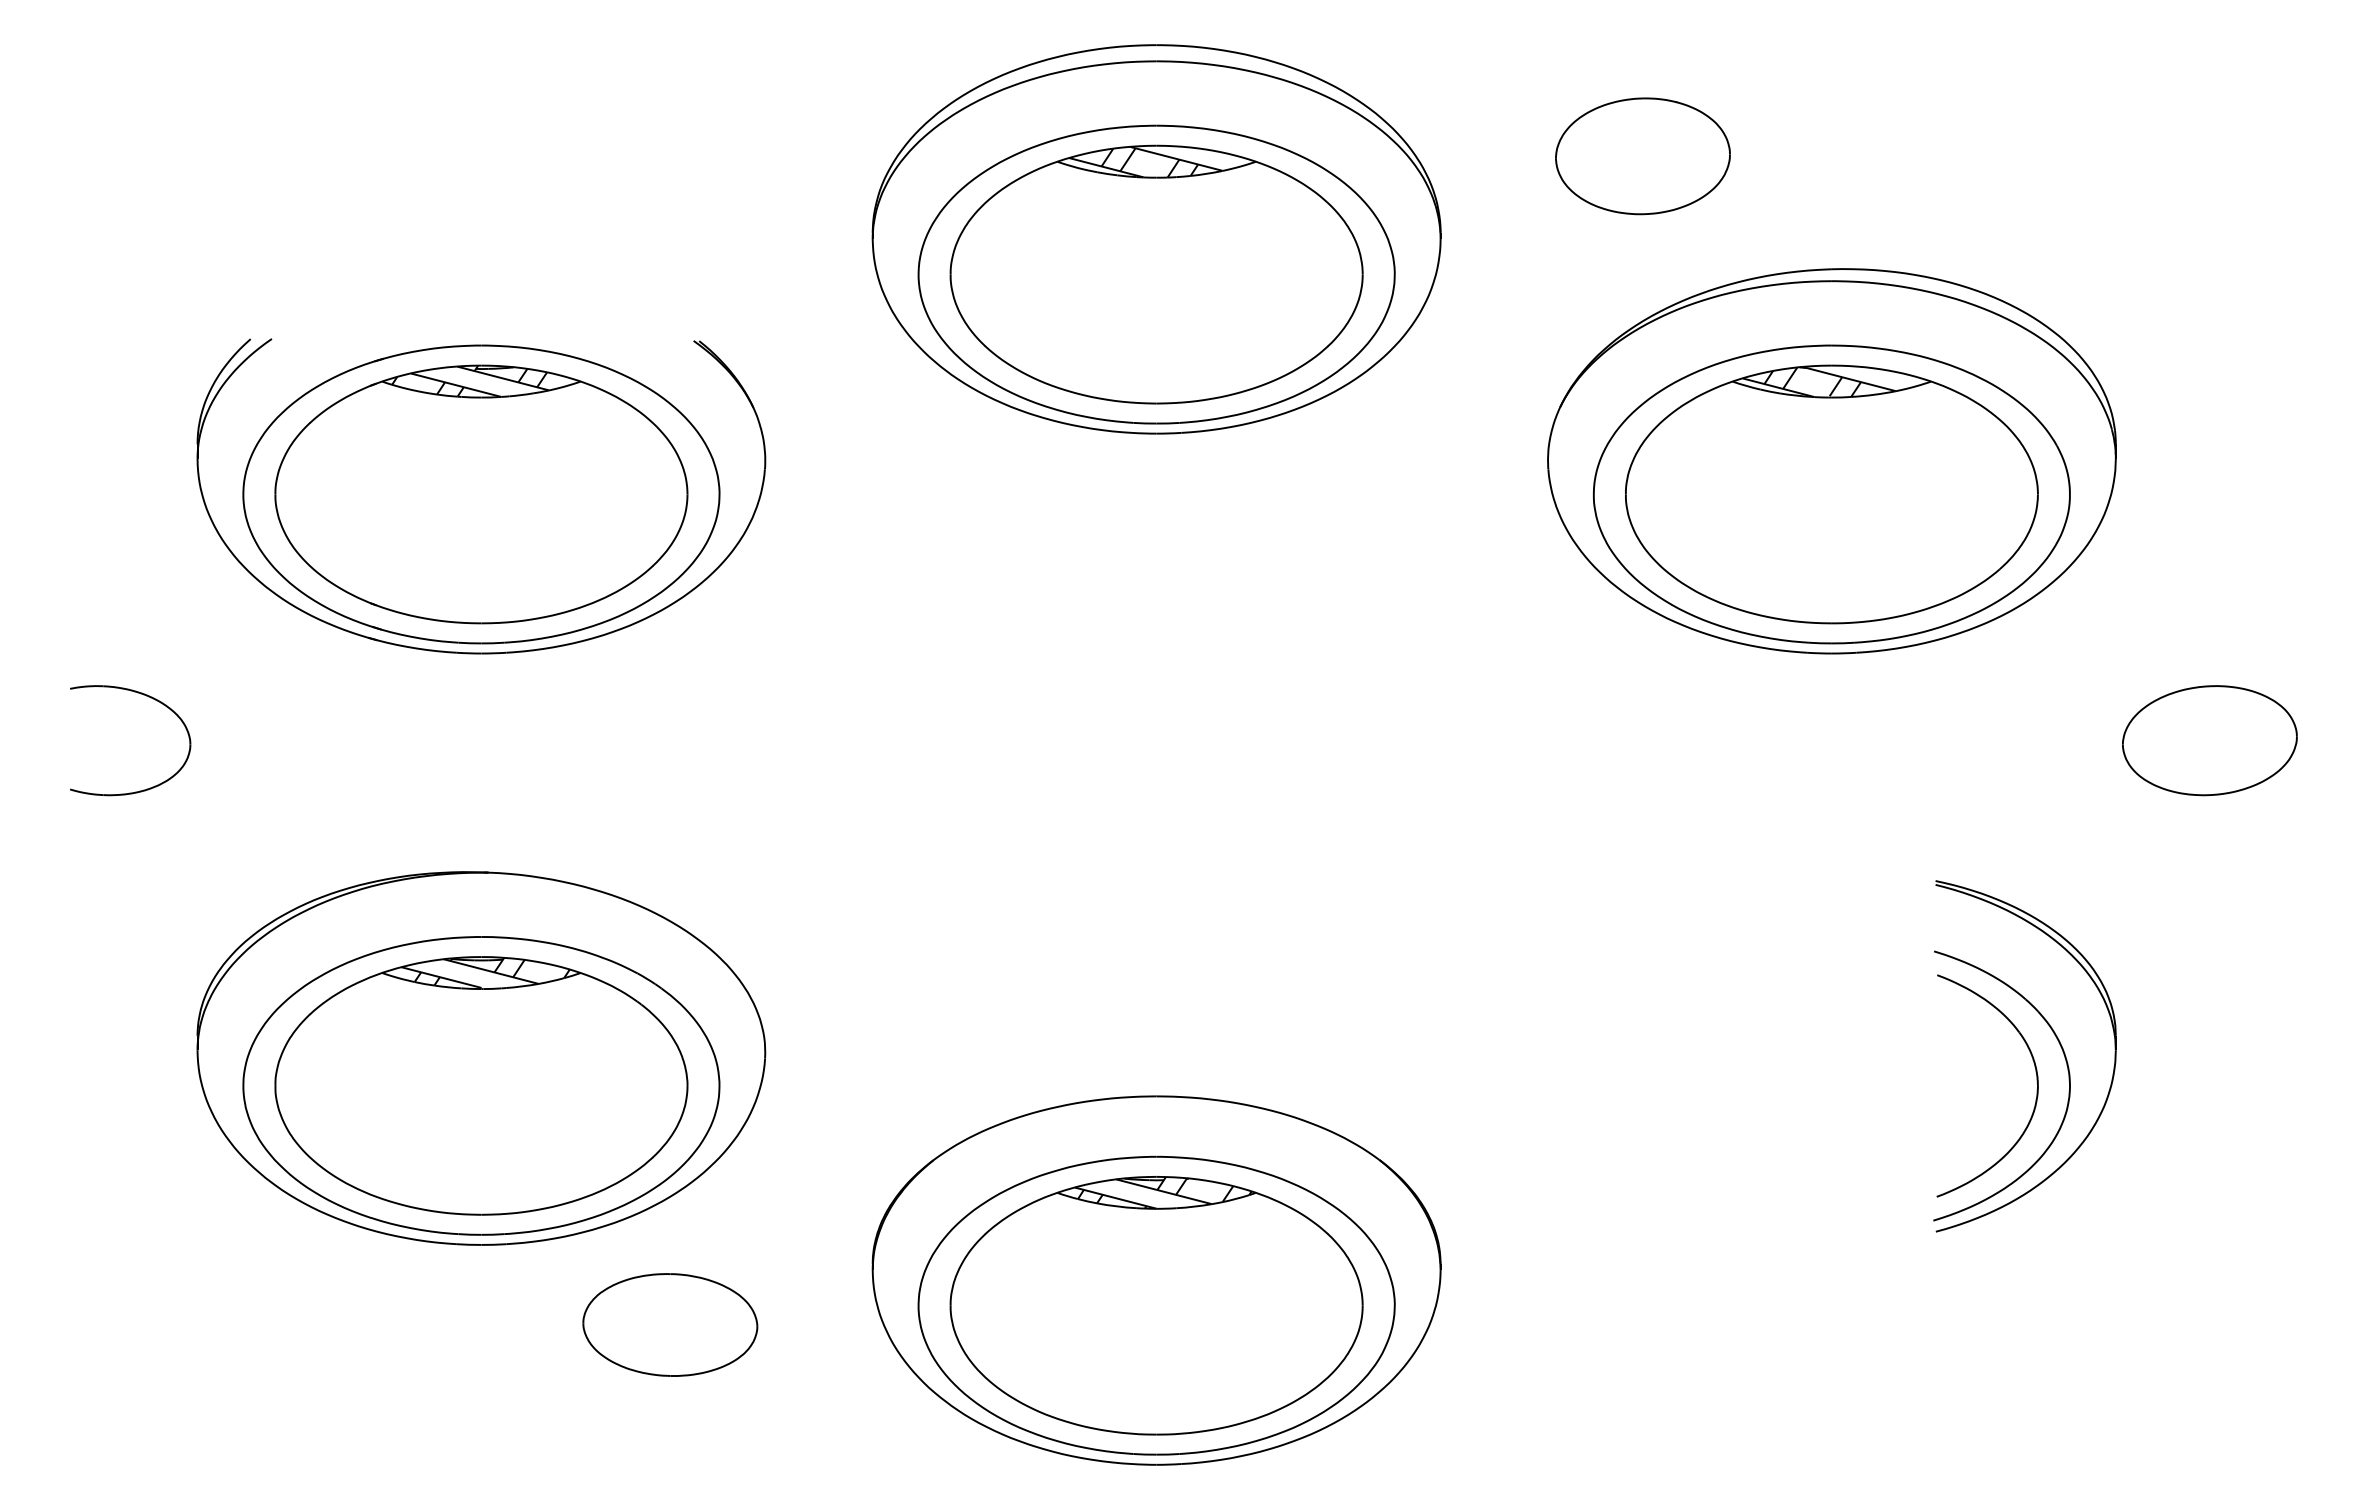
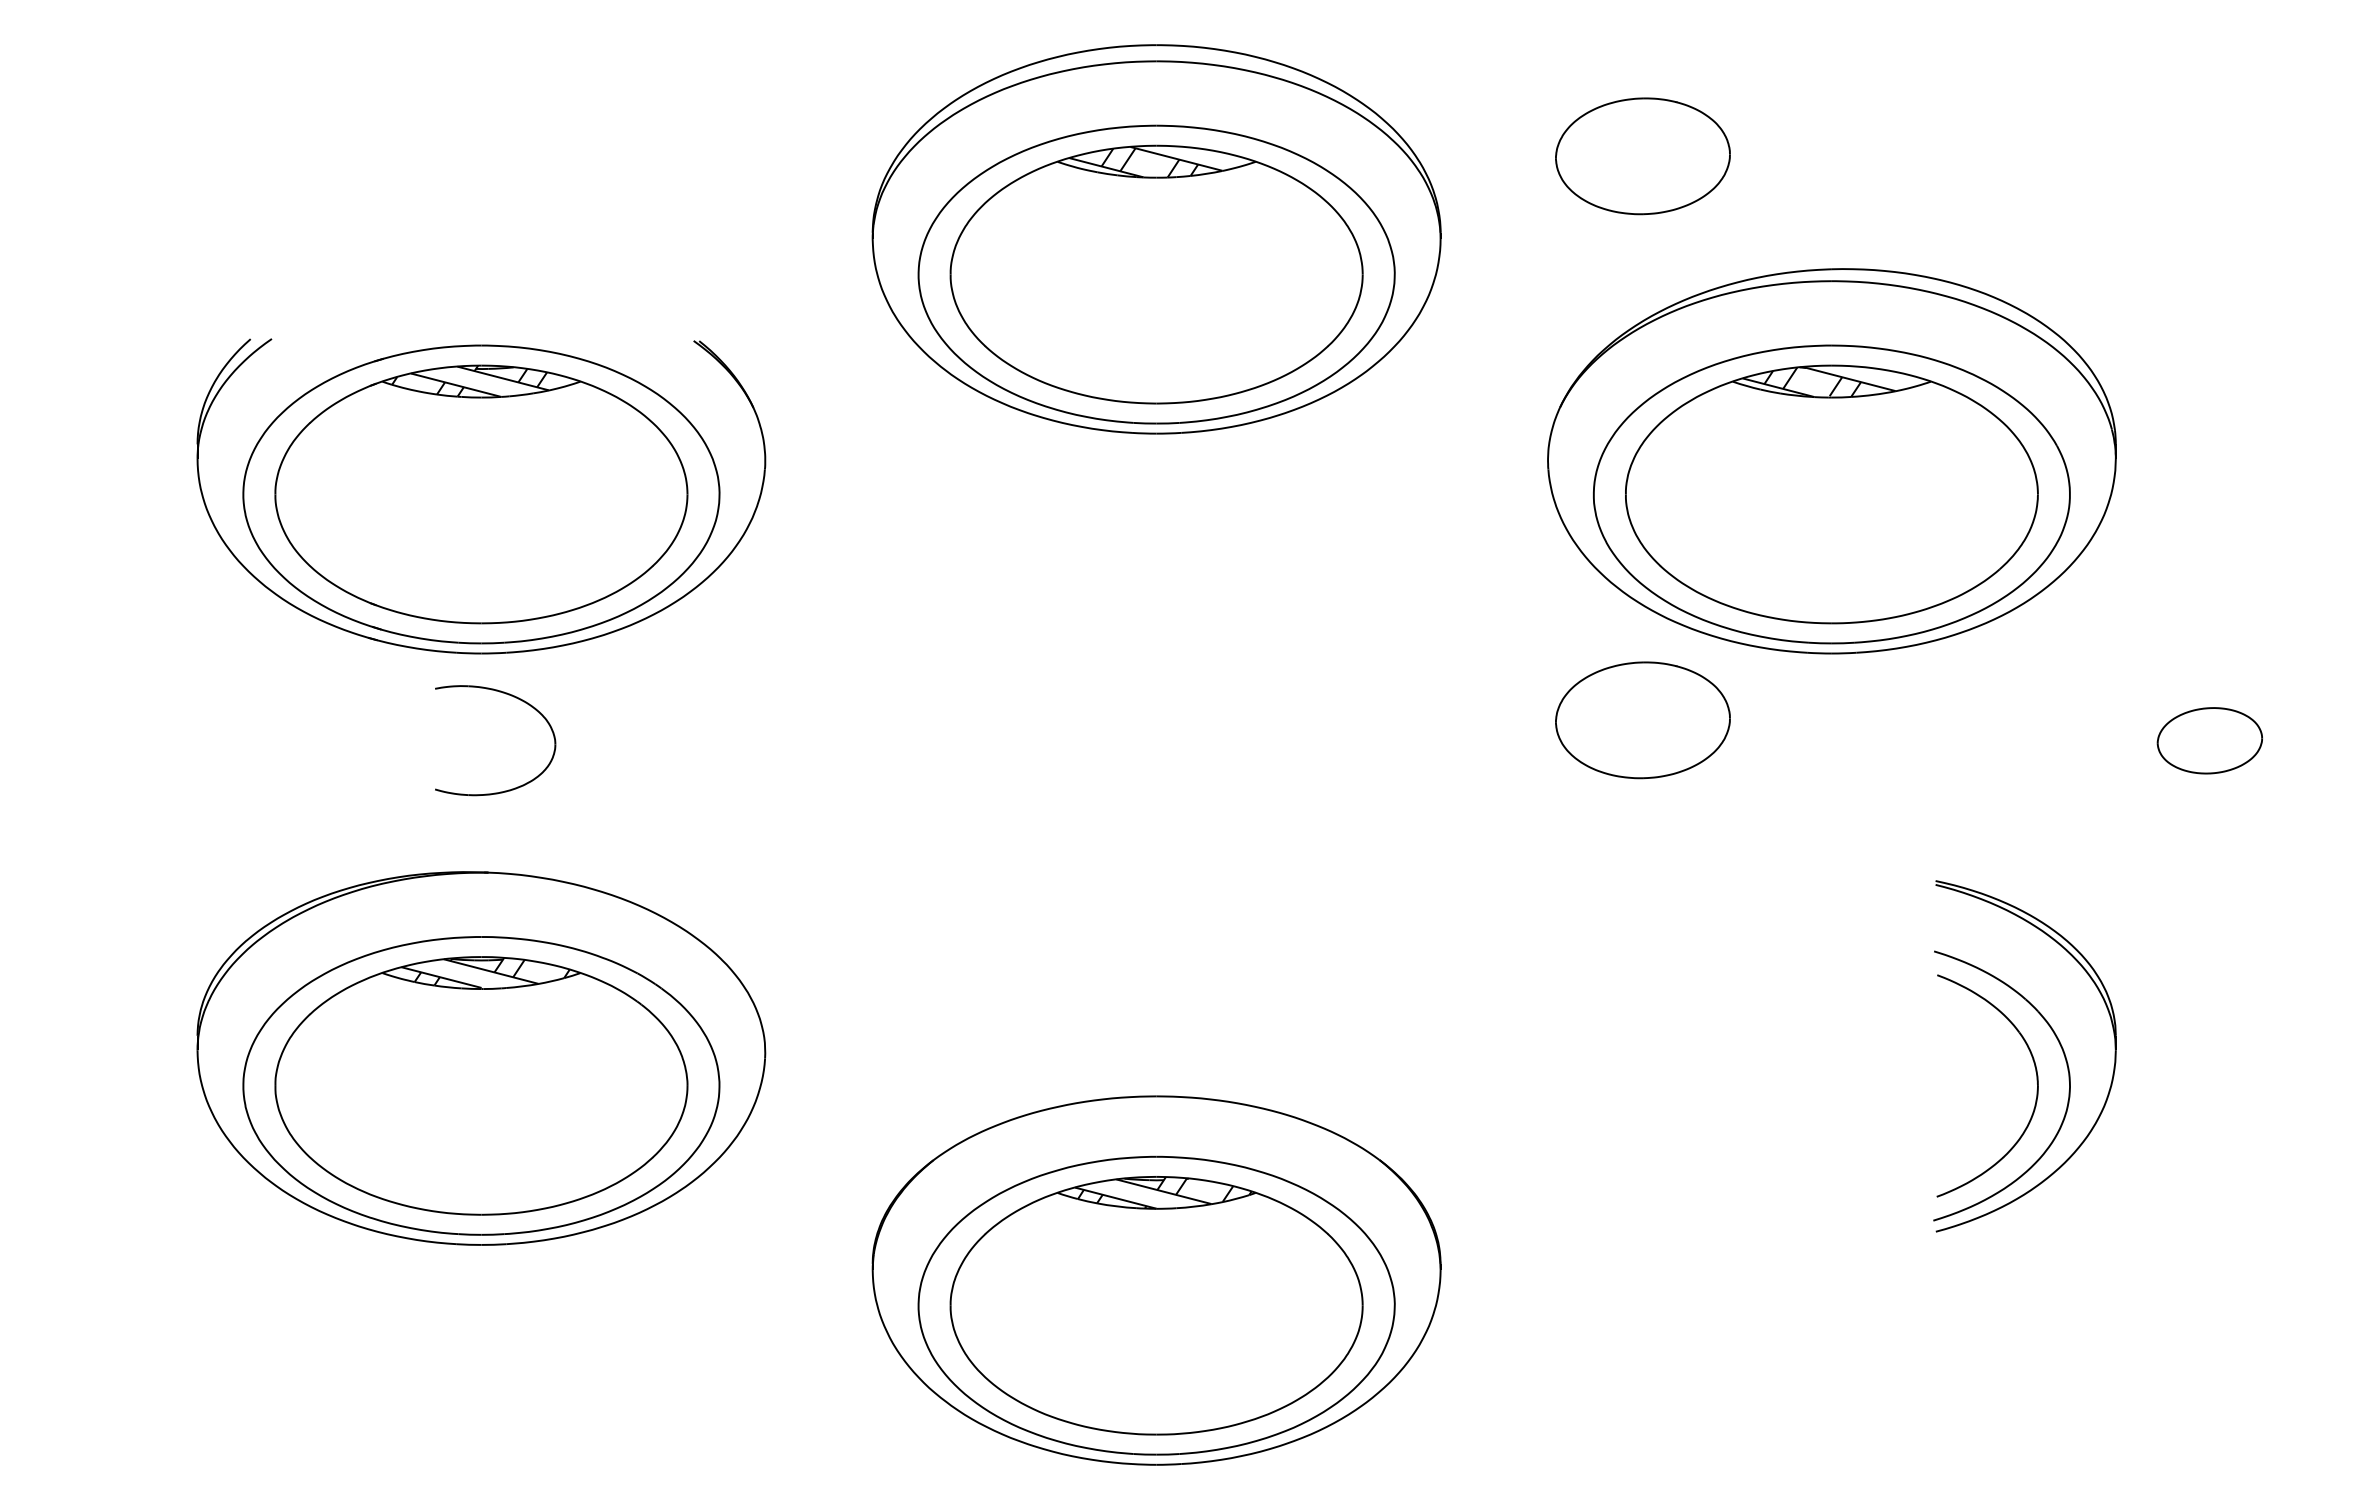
part position: (148, 697) -> (513, 697) (513, 697)
part: none -> present (1642, 720)
part size: 176x112 px -> 107x68 px (2209, 740)
part: present -> none (670, 1324)
